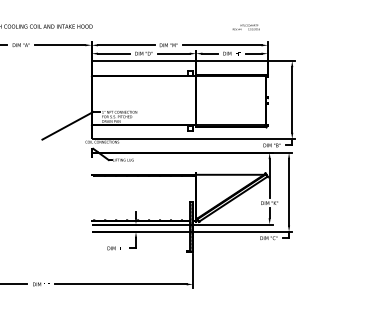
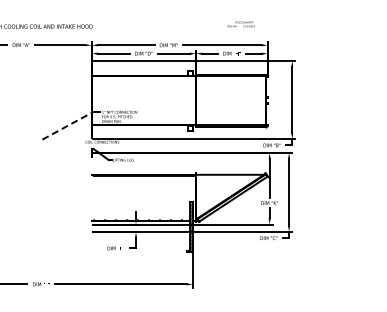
text position: (245, 27) -> (240, 24) (240, 24)
line: solid -> dashed (67, 125)
